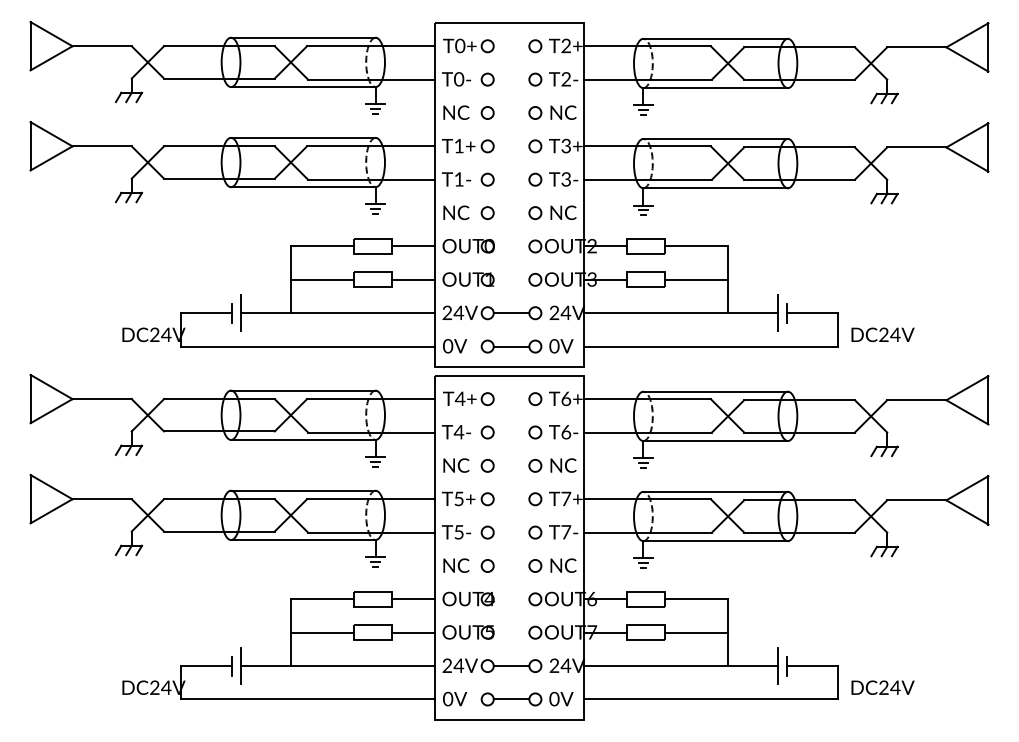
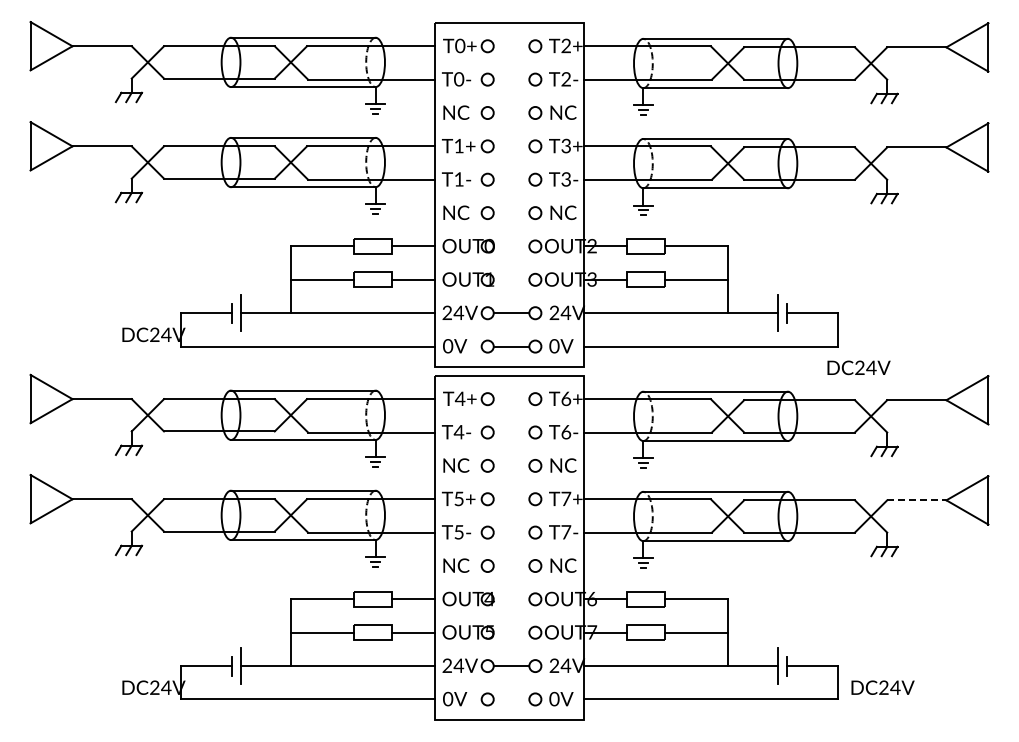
text position: (882, 334) -> (858, 367) (858, 367)
line: solid -> dashed (916, 500)
line: present -> none (511, 699)
